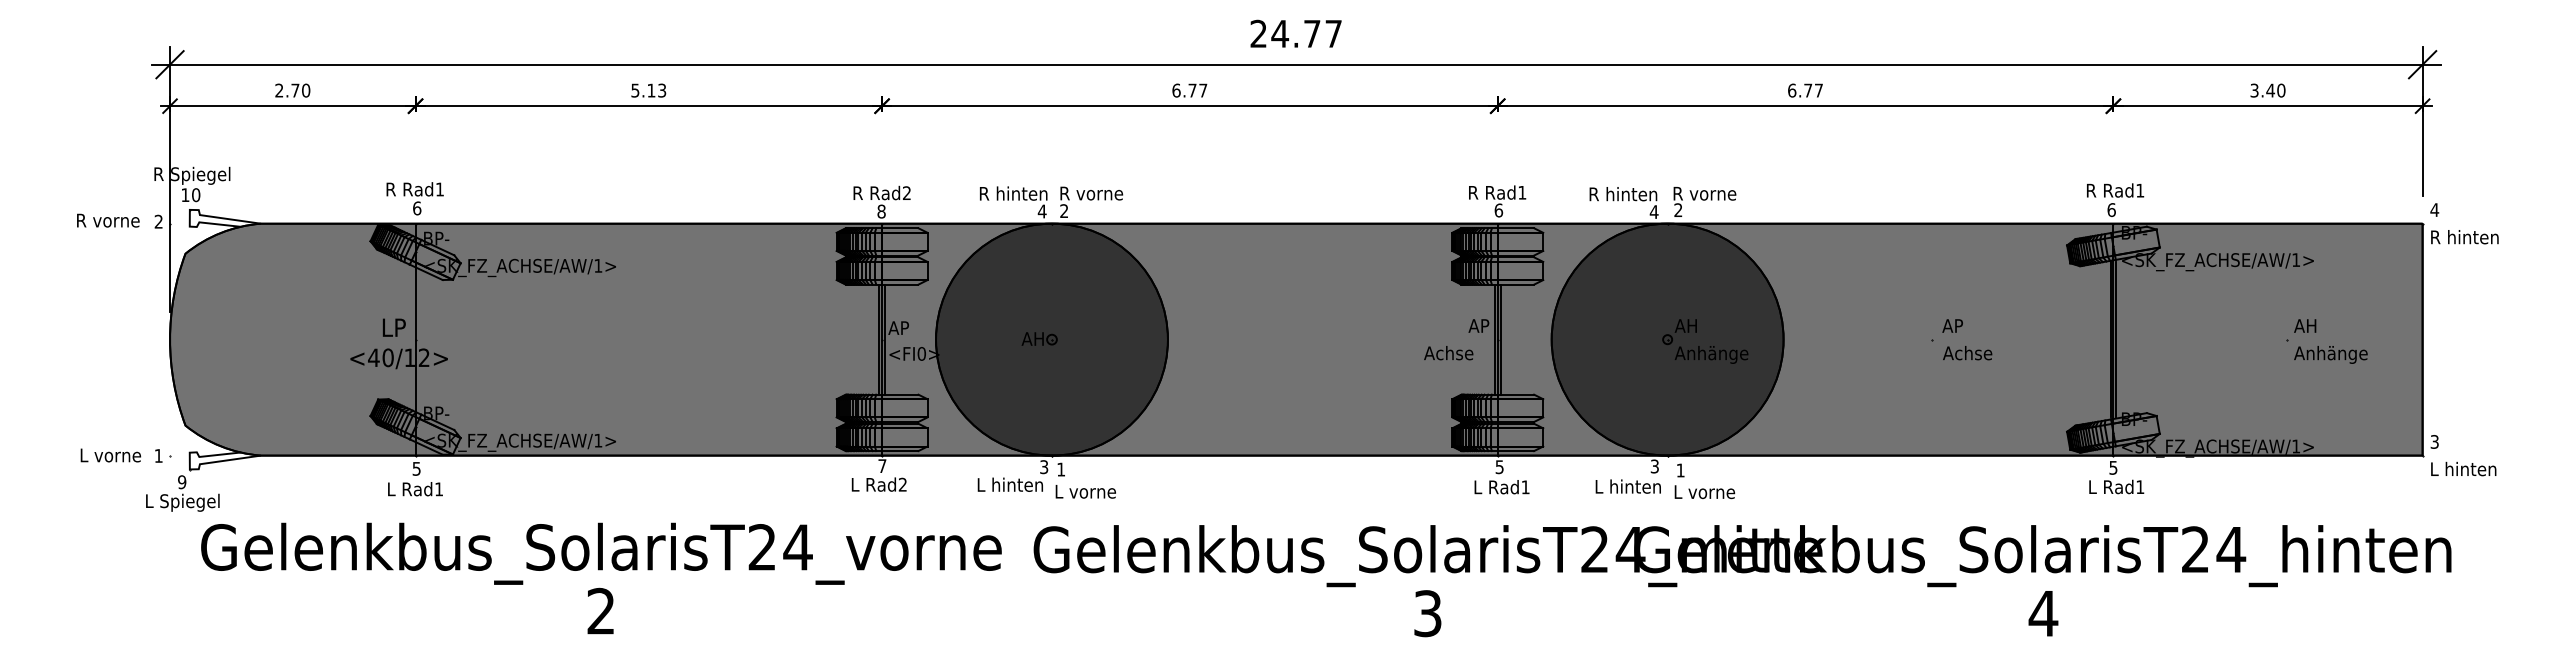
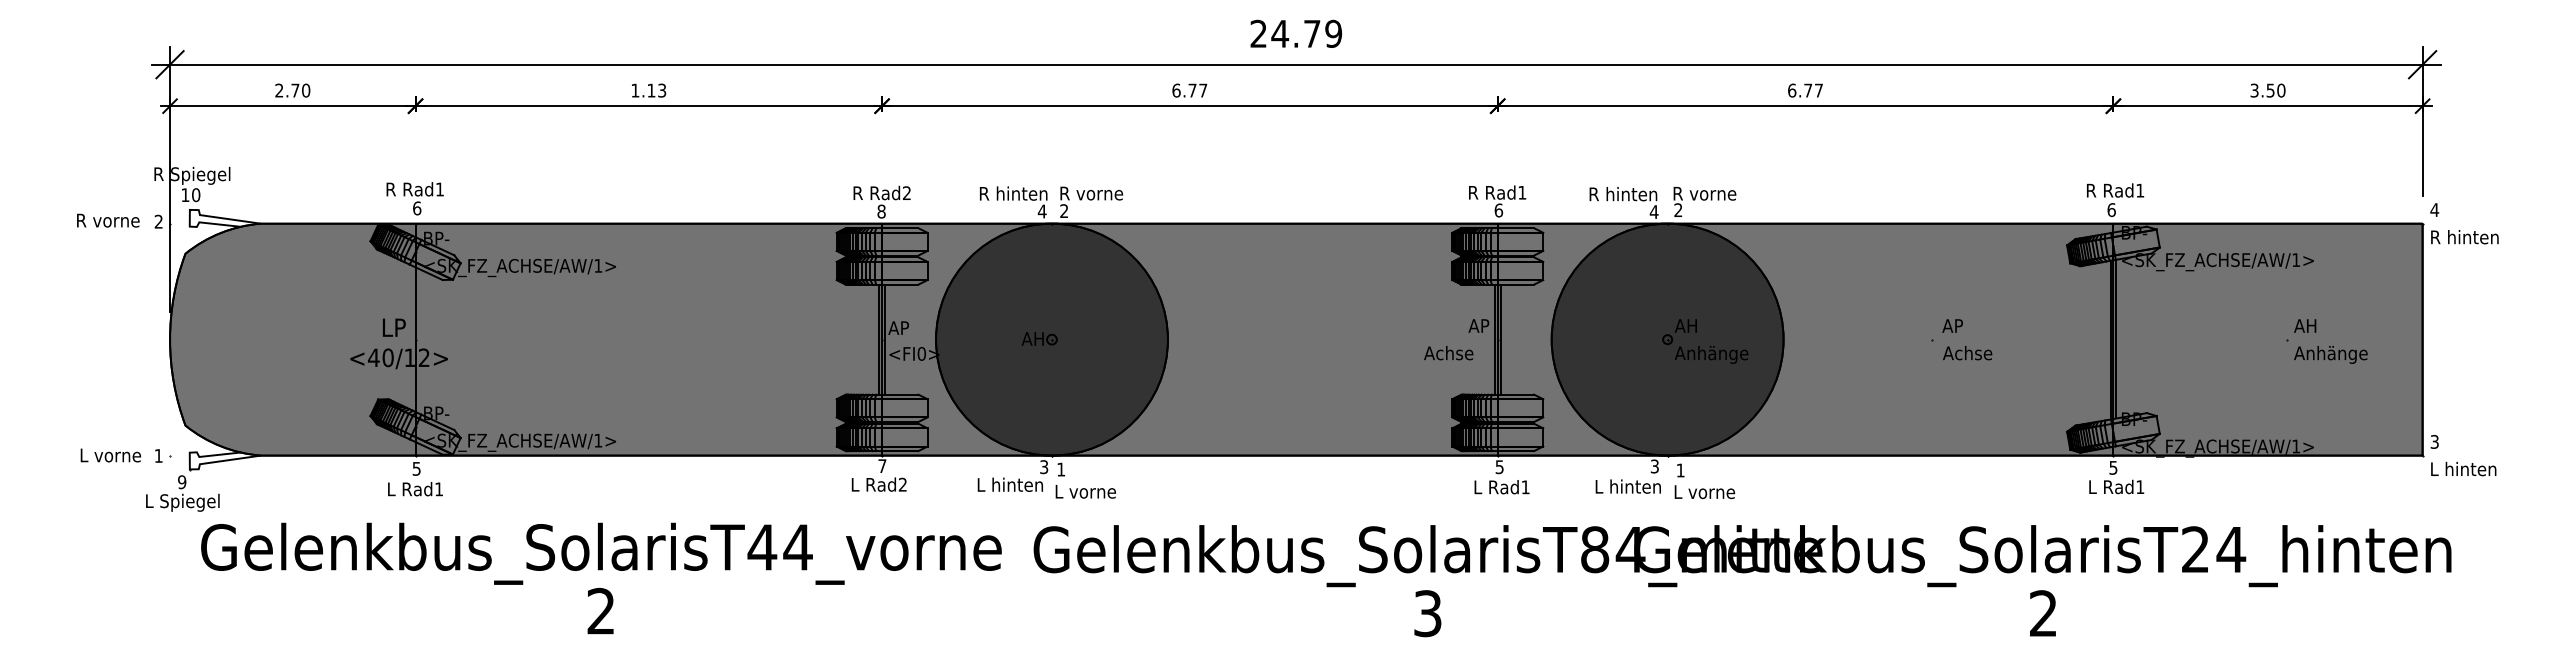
text: 24.77 -> 24.79 (1333, 33)
text: 5.13 -> 1.13 (635, 90)
text: 3.40 -> 3.50 (2270, 90)
text: Gelenkbus_SolarisT24_vorne -> Gelenkbus_SolarisT44_vorne (762, 547)
text: Gelenkbus_SolarisT24_mitte -> Gelenkbus_SolarisT84_mitte (1595, 549)
text: 4 -> 2 (2043, 613)
